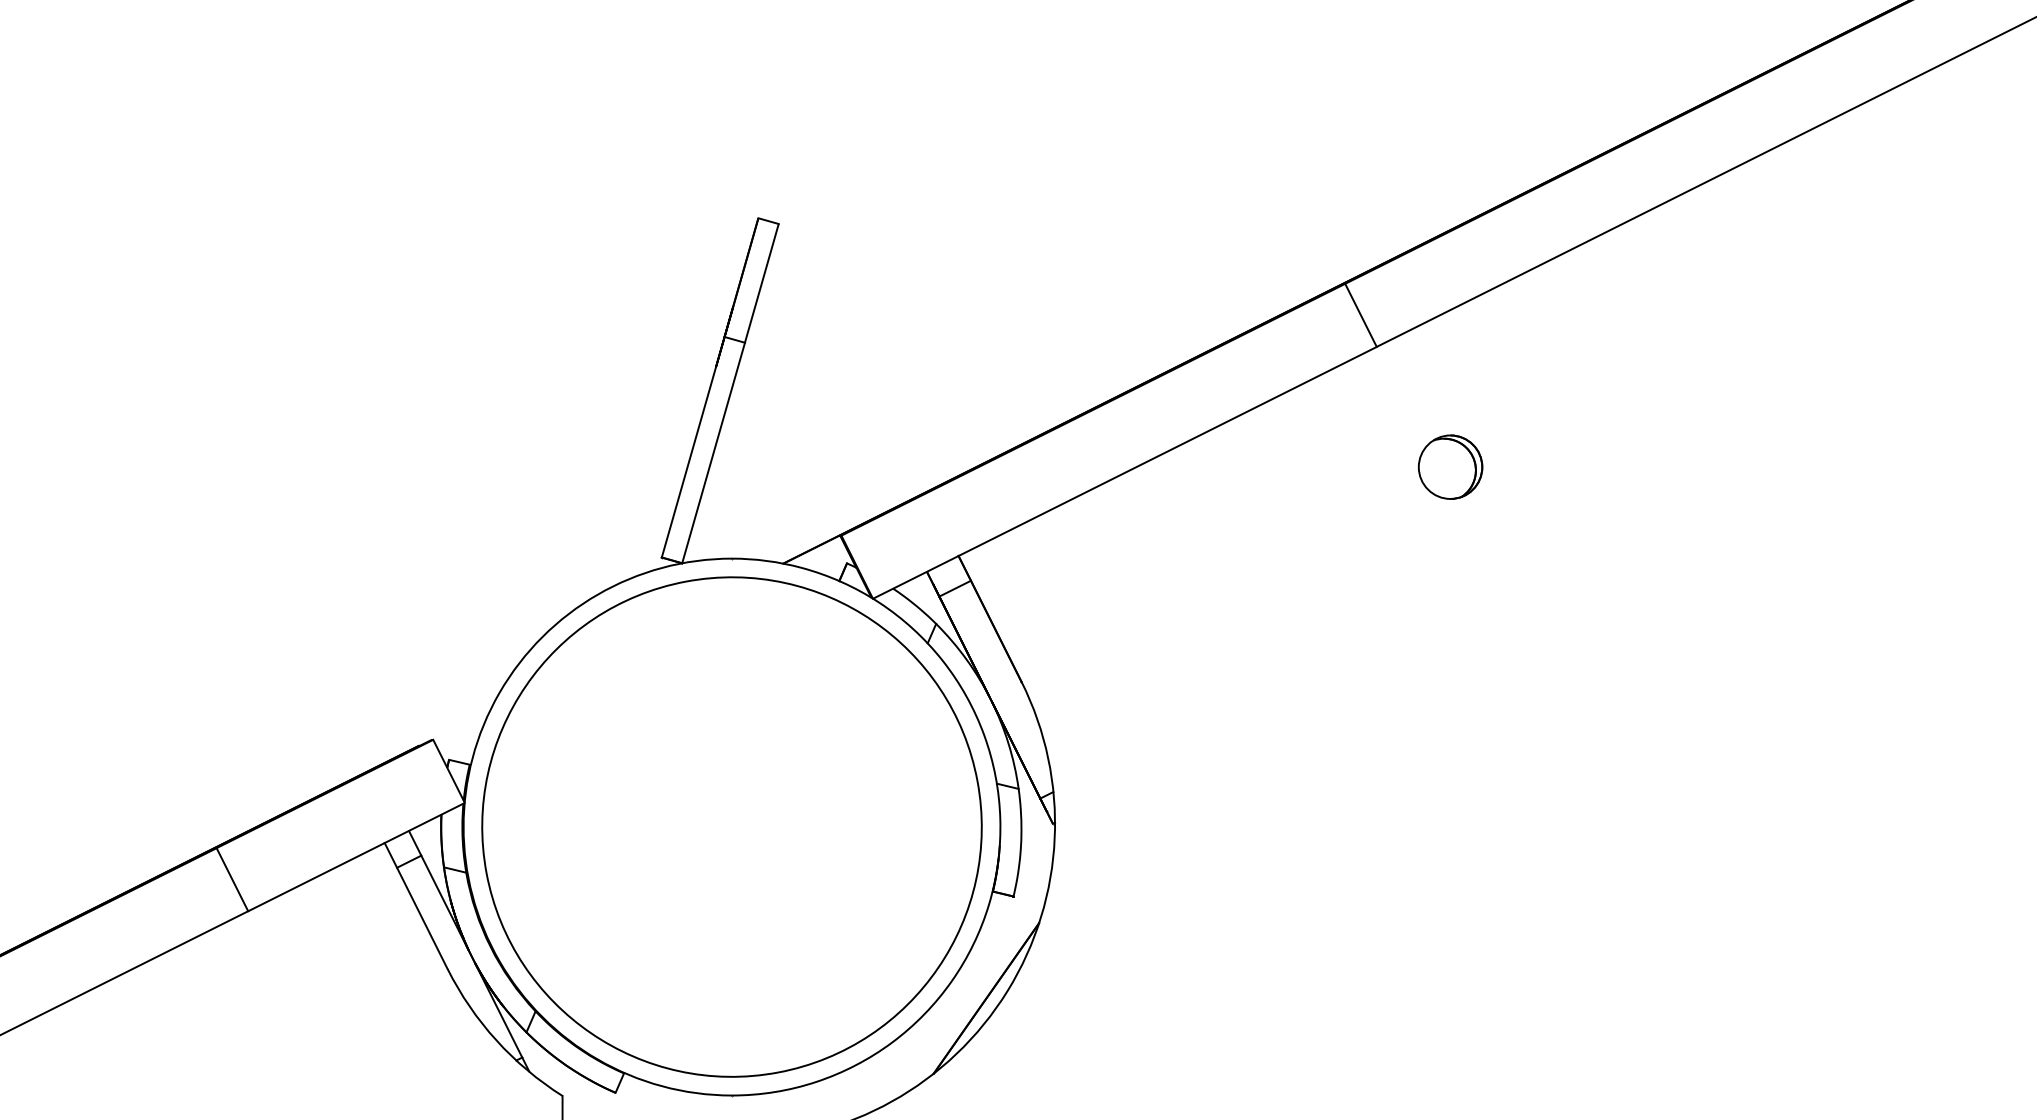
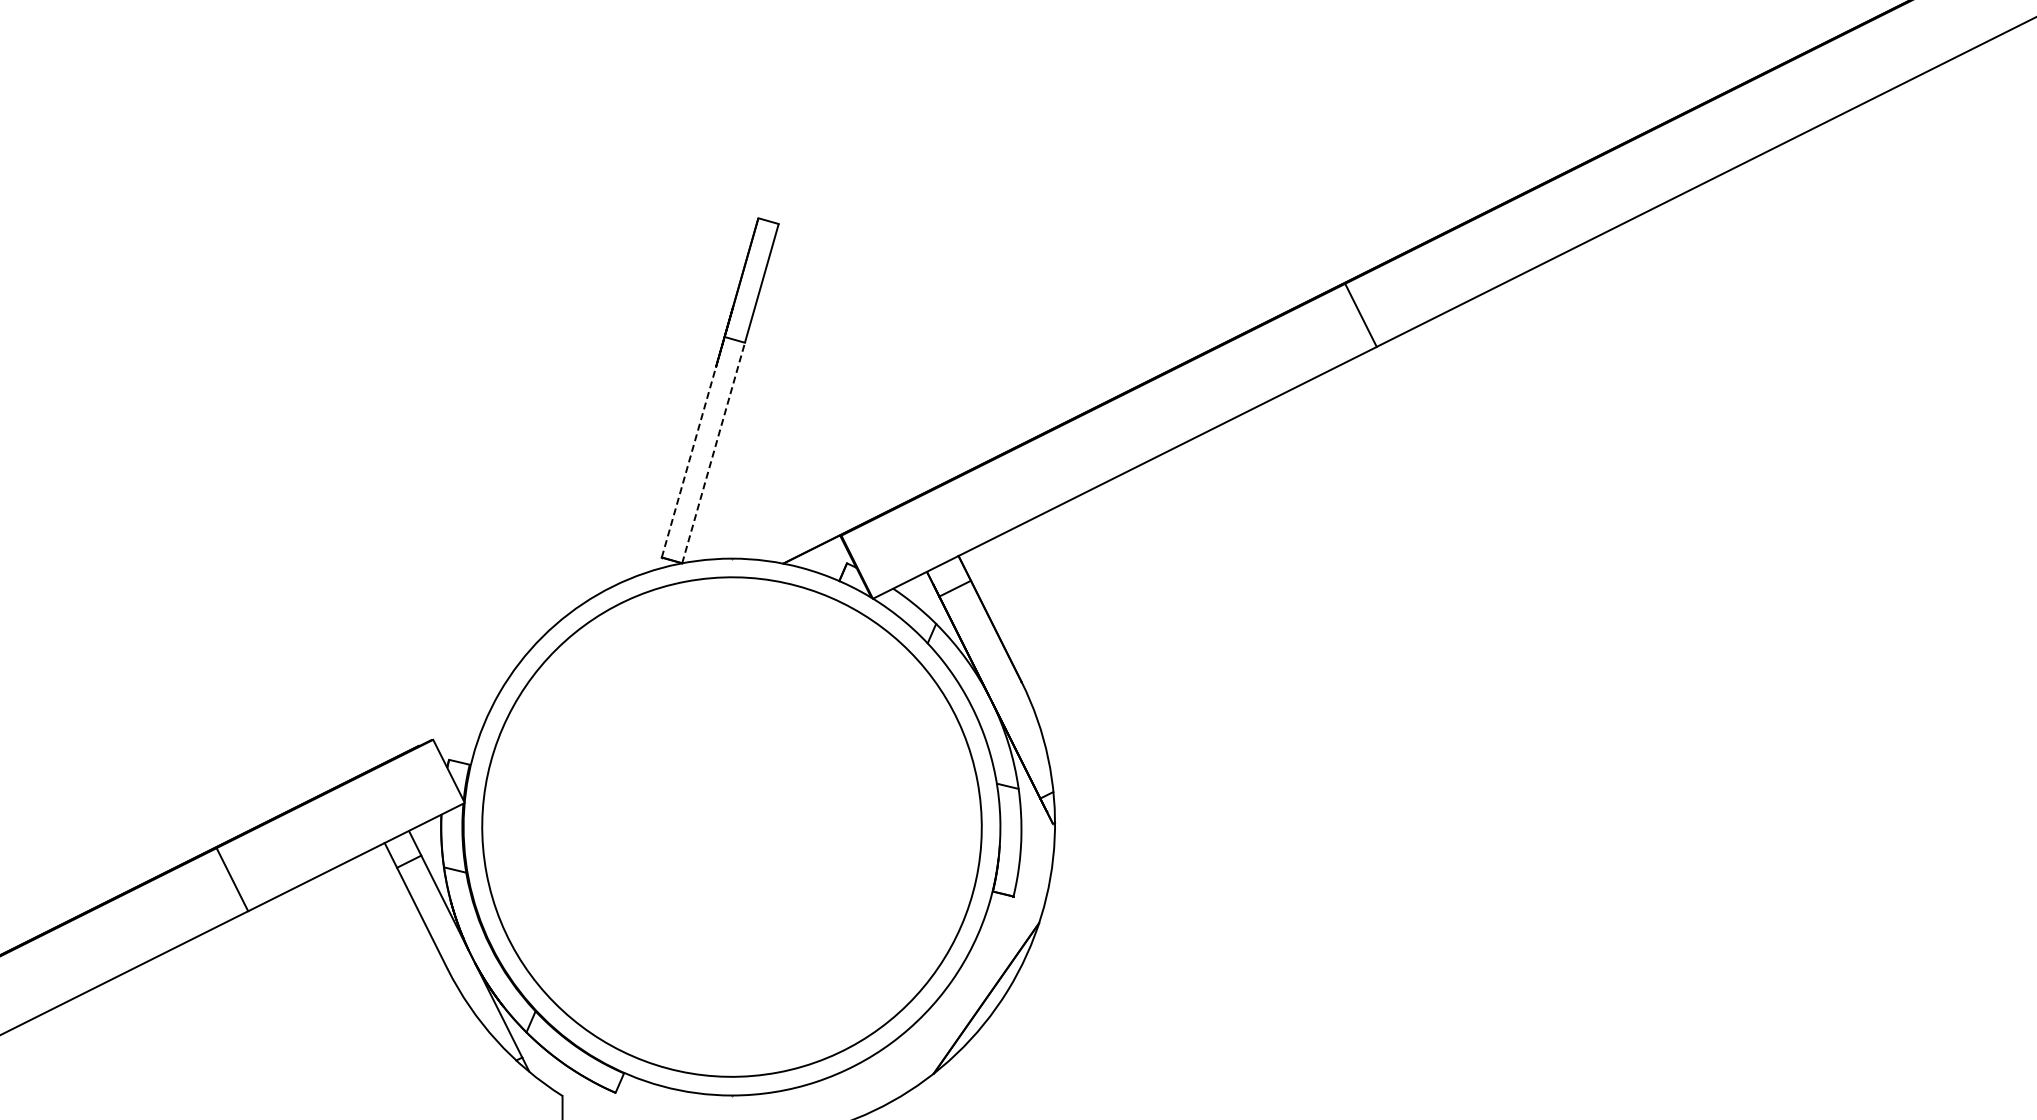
line: solid -> dashed (693, 447)
line: solid -> dashed (713, 453)
part: present -> none (1450, 466)
